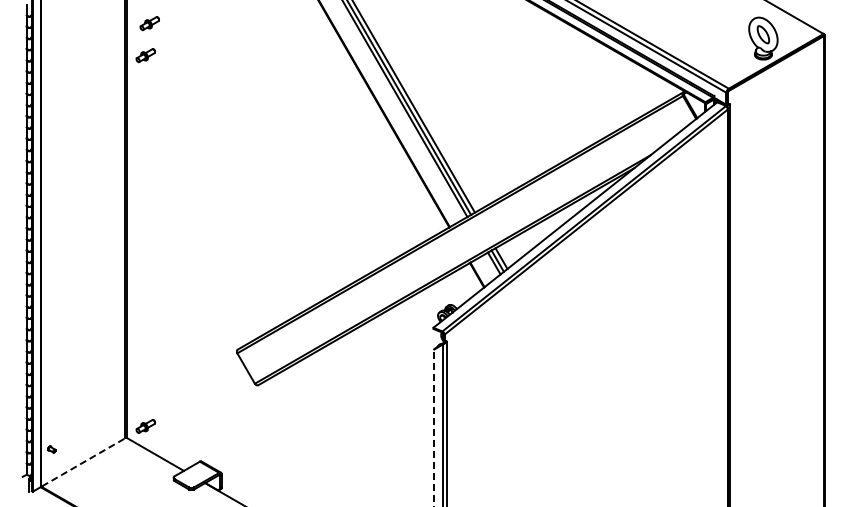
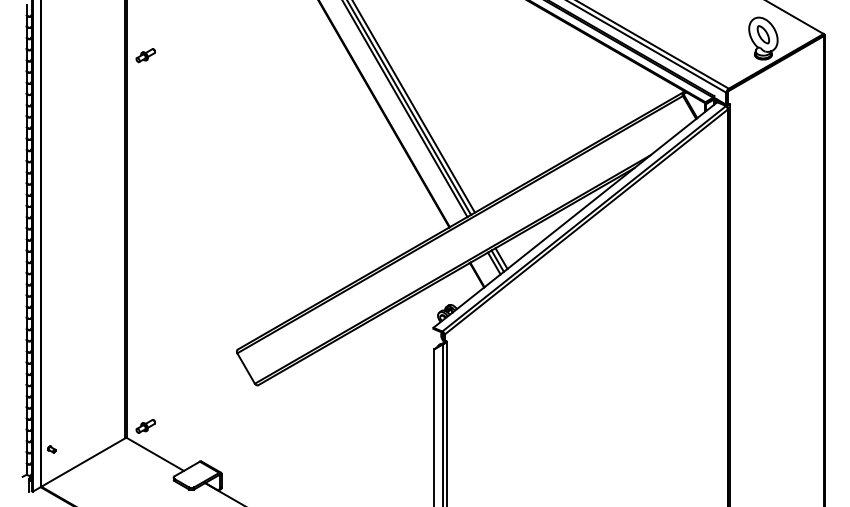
part: present -> none (149, 23)
line: dashed -> solid (434, 427)
line: dashed -> solid (84, 462)
